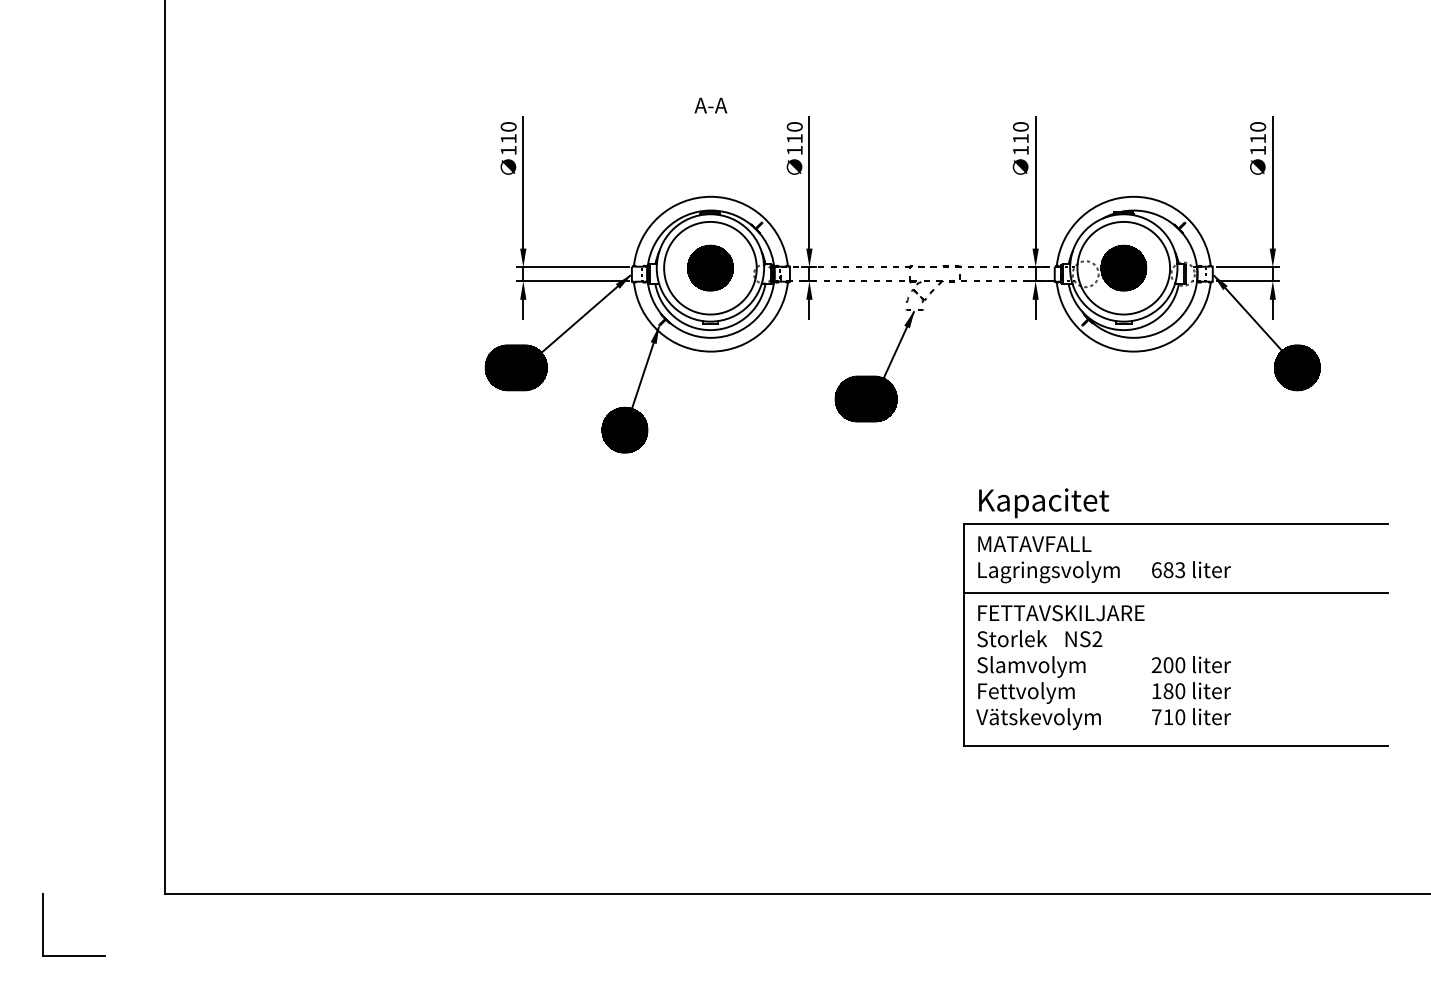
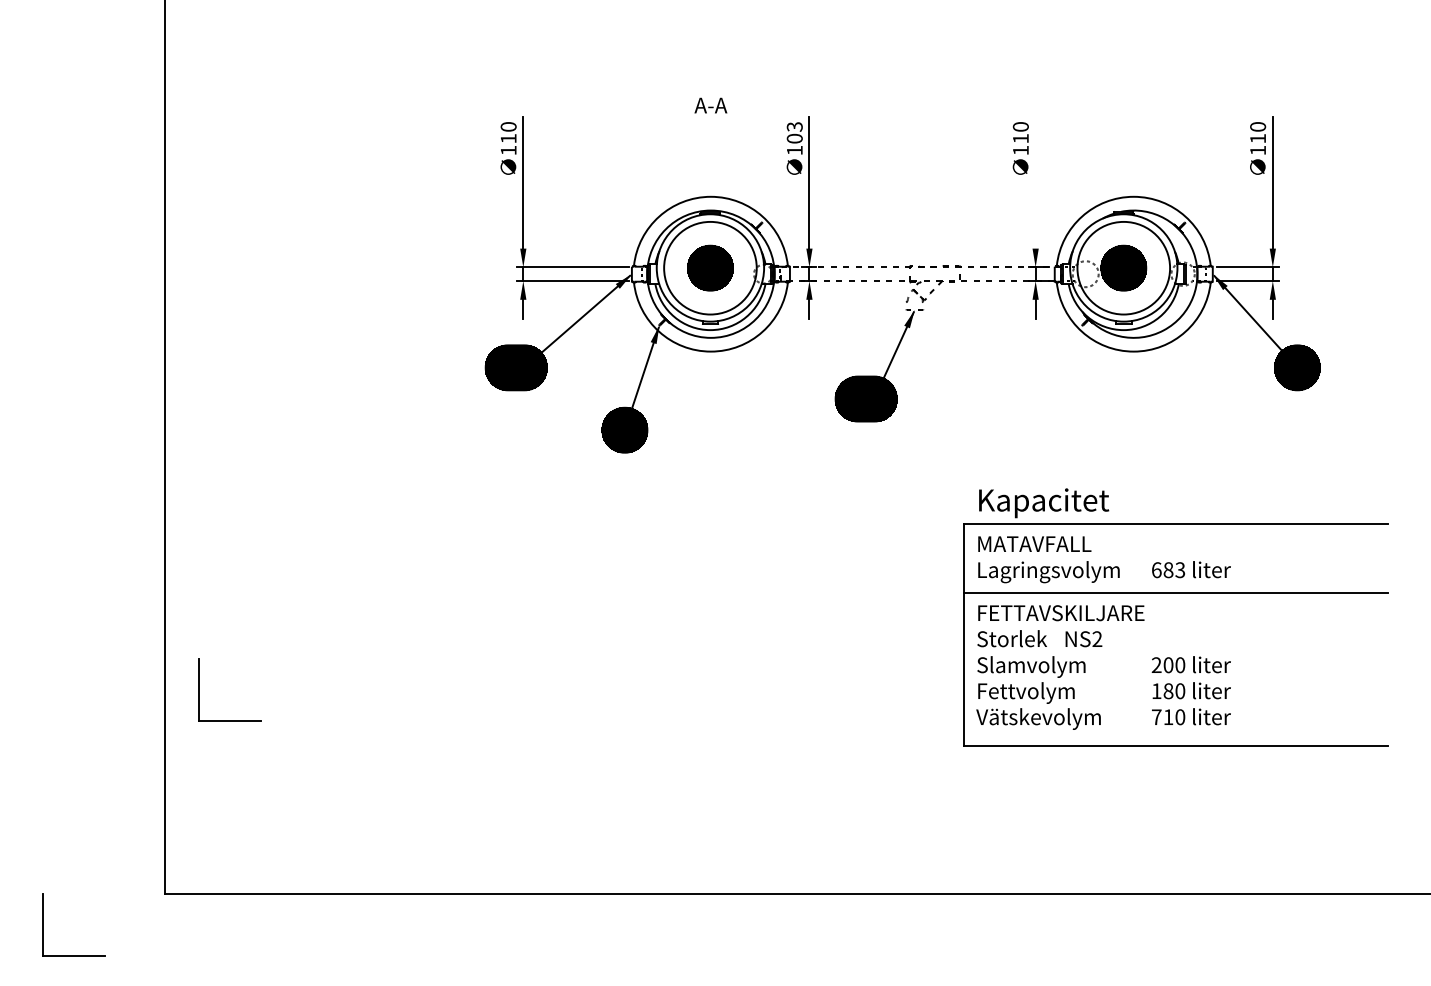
text: 110 -> 103 (794, 132)
line: present -> none (1035, 182)
part: none -> present (199, 689)
